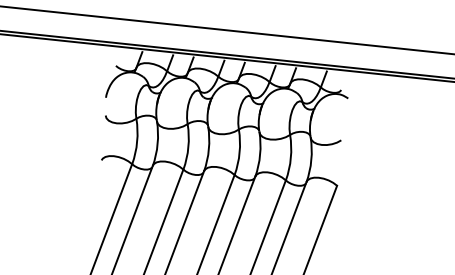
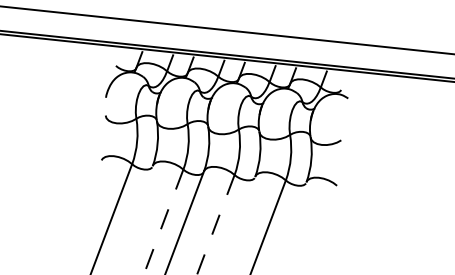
line: present -> none (132, 218)
line: solid -> dashed (163, 221)
line: present -> none (237, 223)
line: solid -> dashed (215, 224)
line: present -> none (289, 226)
line: present -> none (320, 228)
